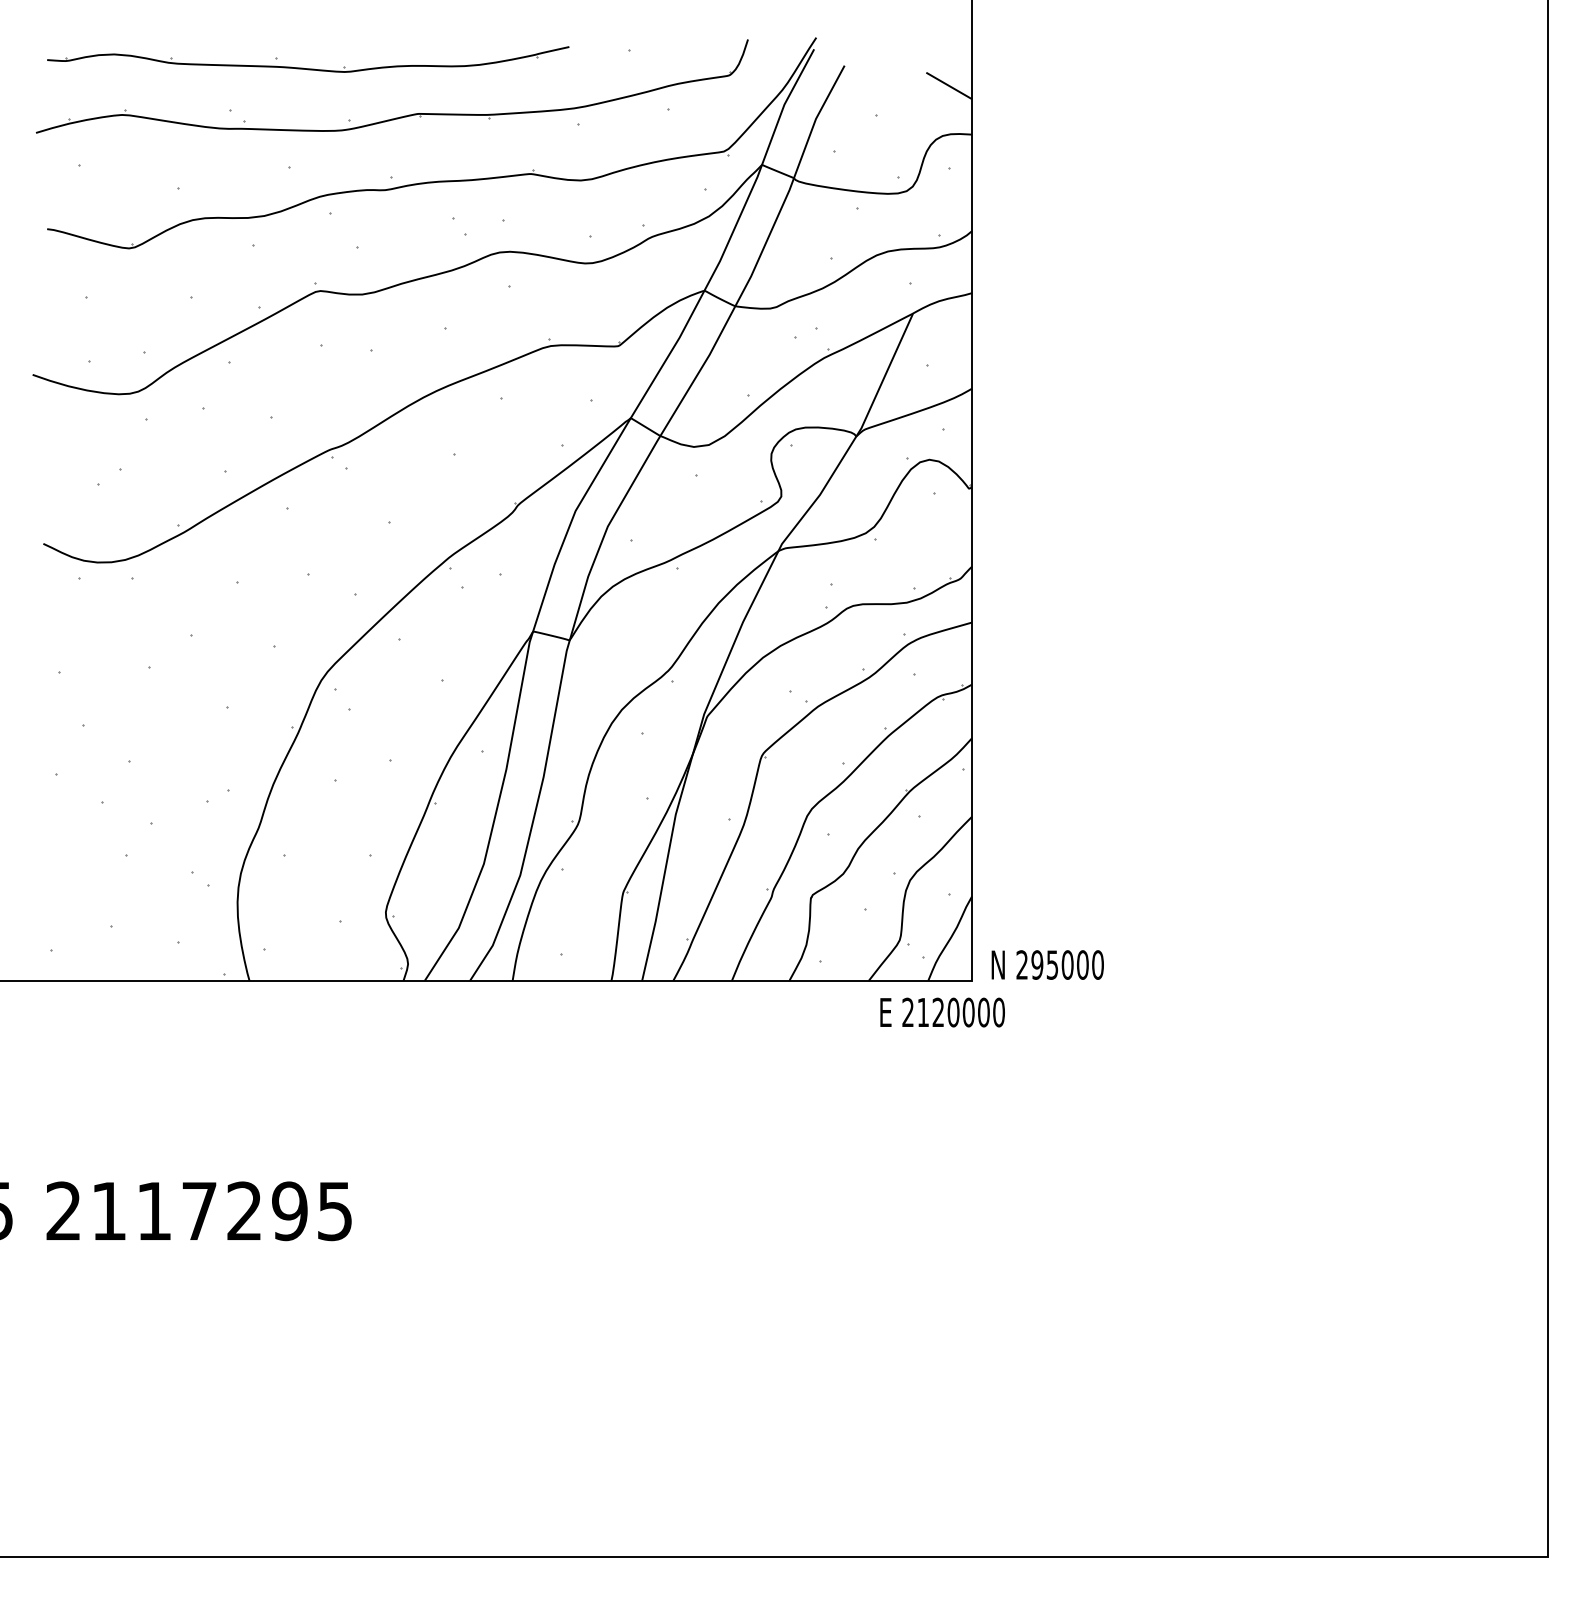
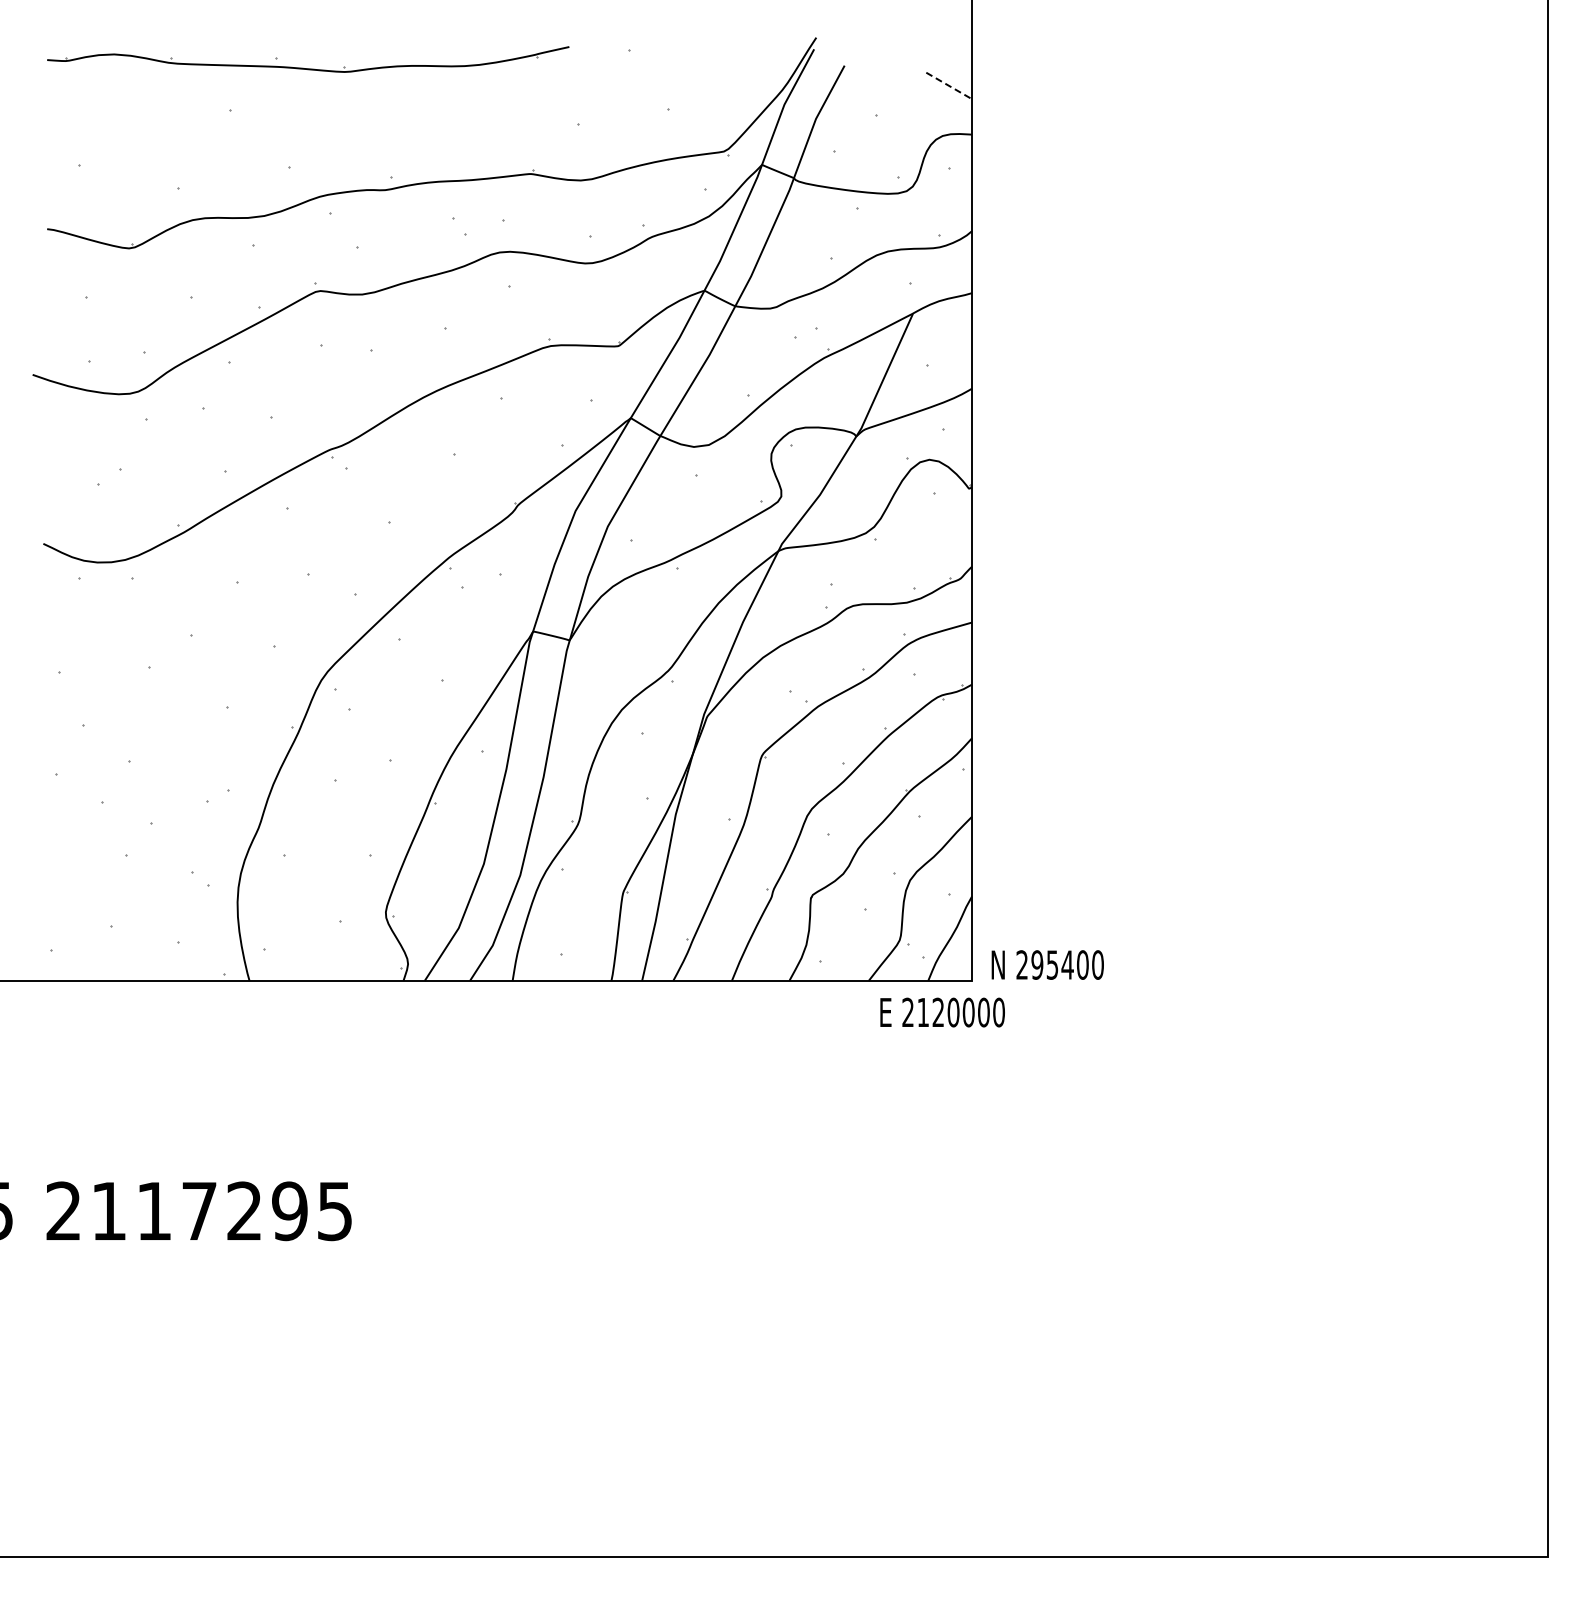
line: solid -> dashed (949, 86)
part: present -> none (400, 116)
text: 295000 -> 295400 (1067, 964)
